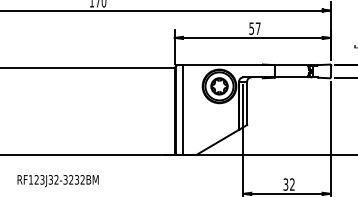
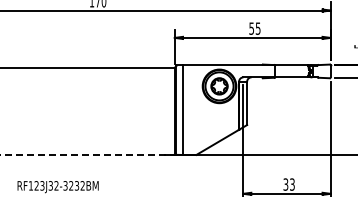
text: 57 -> 55 (257, 28)
line: solid -> dashed (87, 154)
text position: (57, 181) -> (57, 187) (57, 187)
text: 32 -> 33 (292, 184)
